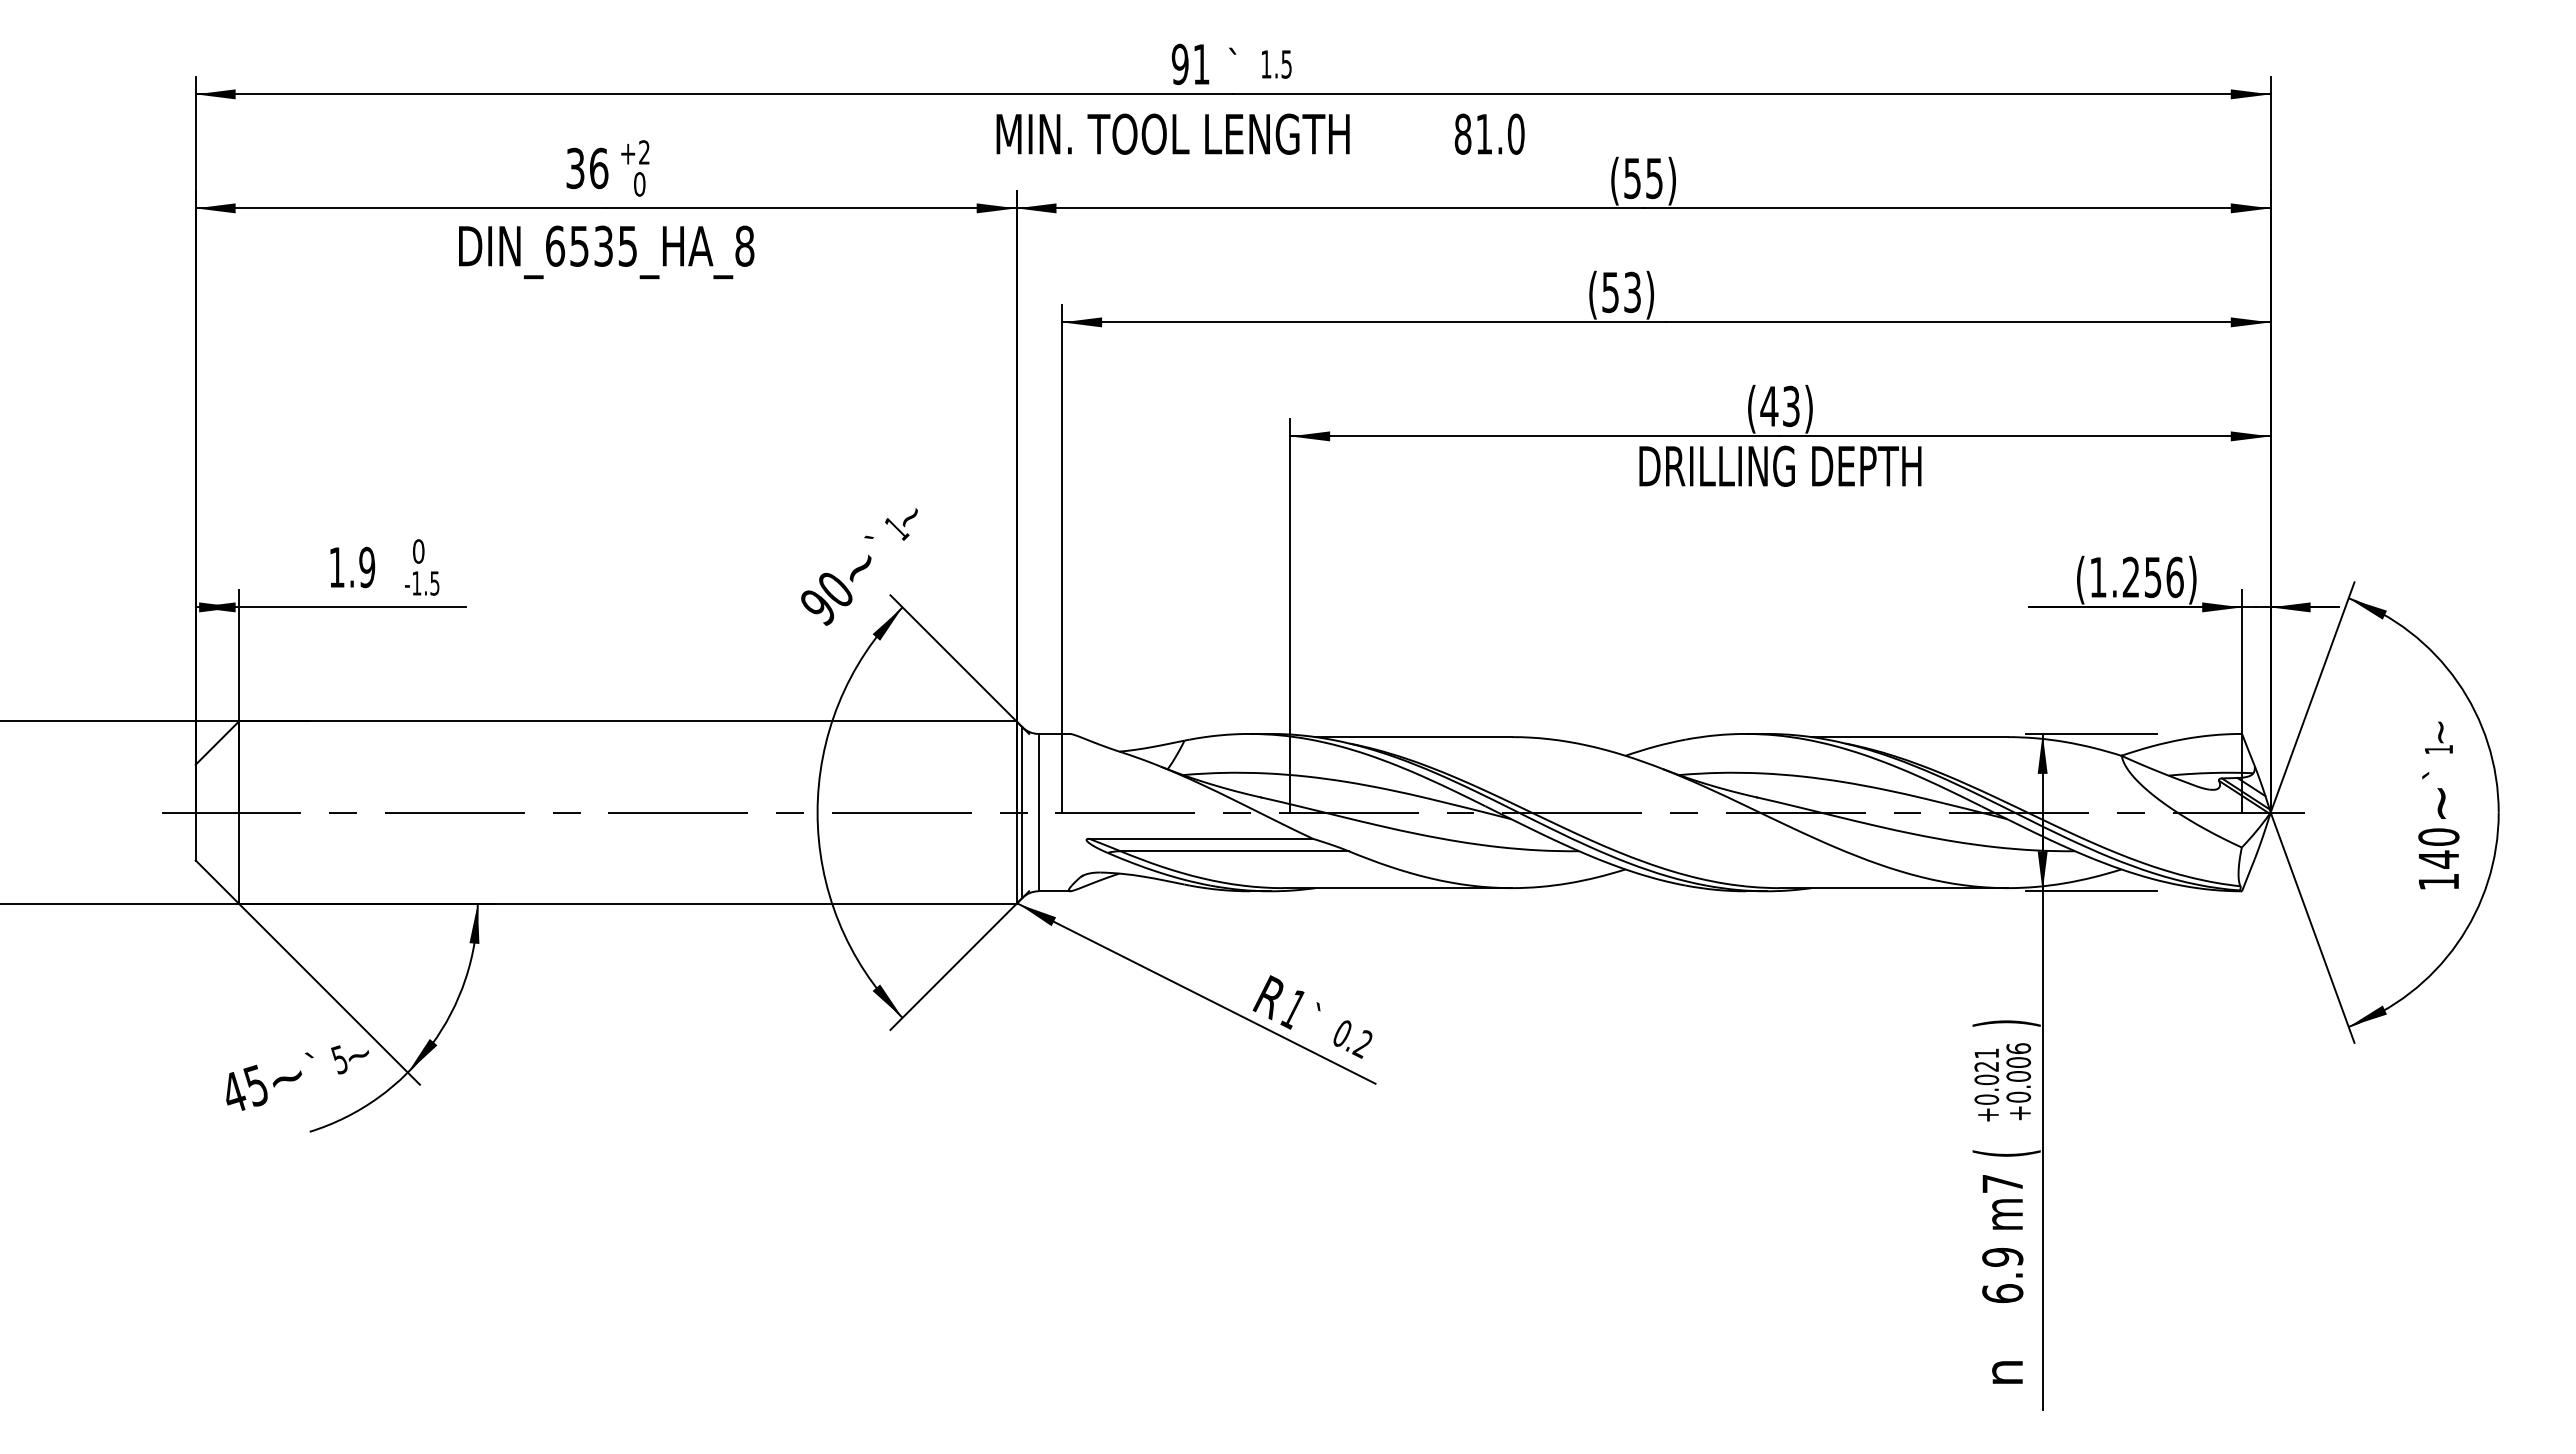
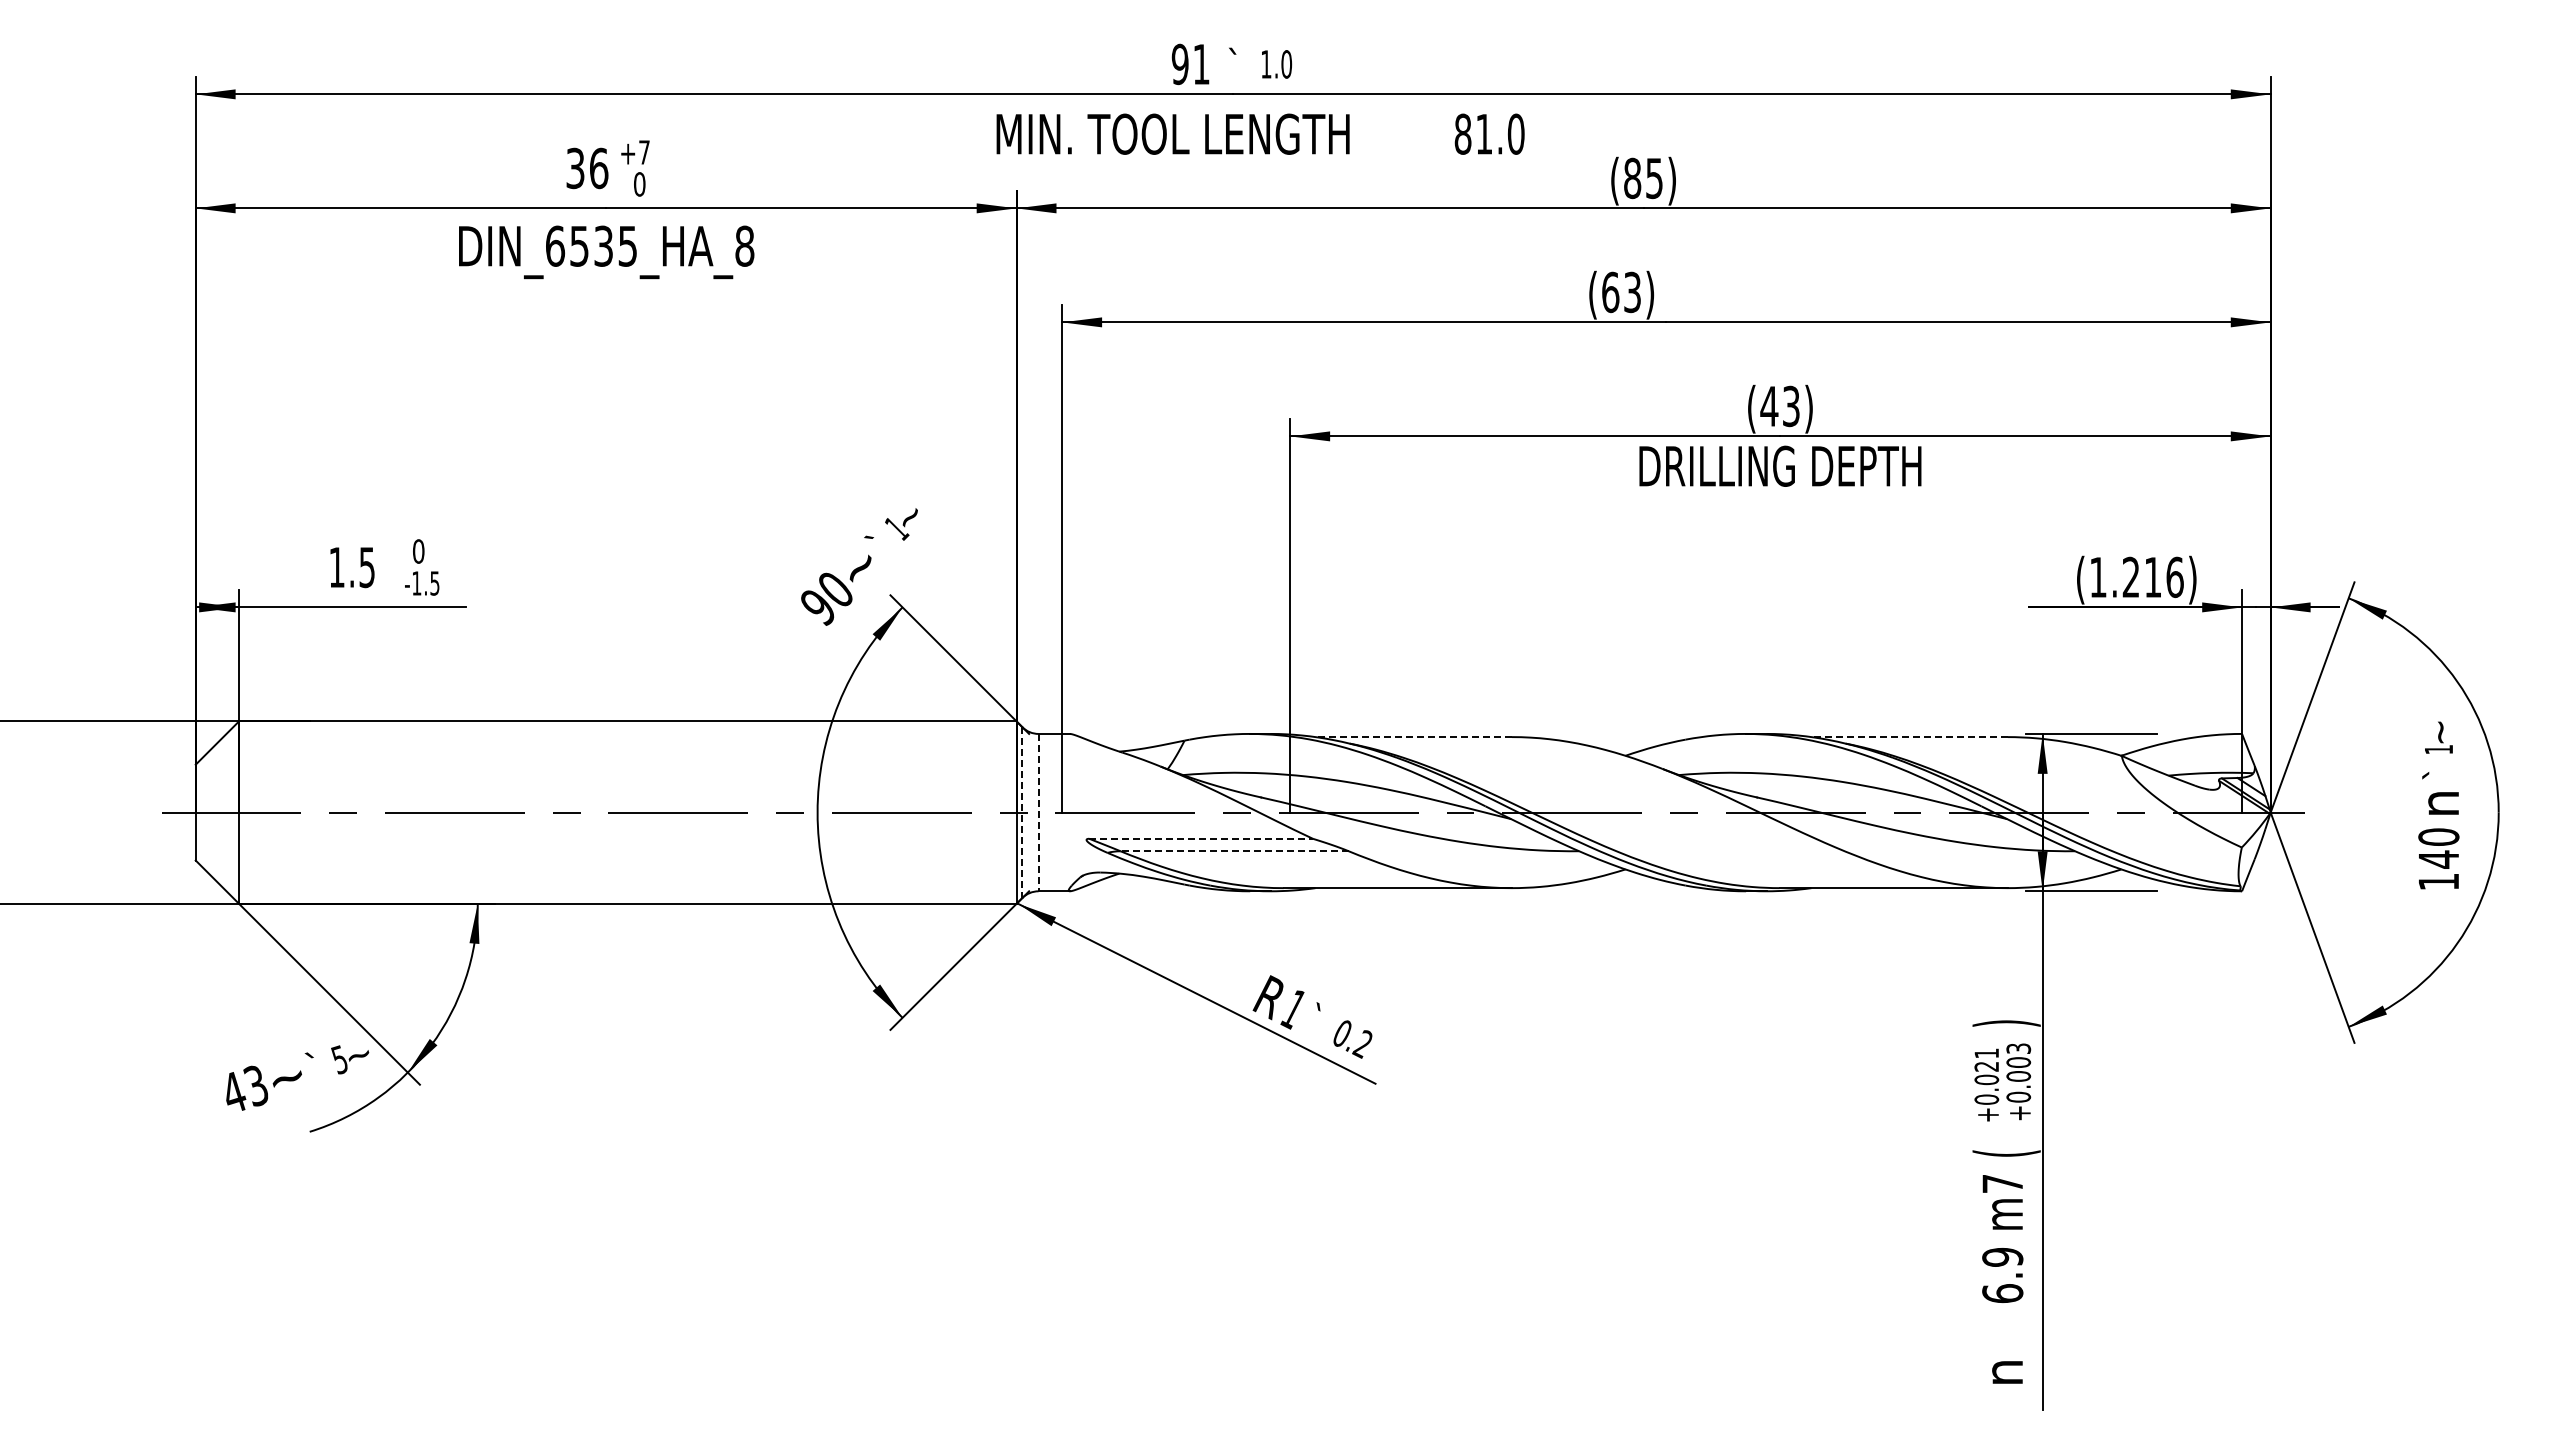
text: 1.5 -> 1.0 (1286, 64)
text: +2 -> +7 (644, 152)
text: (55) -> (85) (1632, 178)
text: (53) -> (63) (1610, 292)
text: 1.9 -> 1.5 (367, 566)
text: (1.256) -> (1.216) (2153, 577)
line: solid -> dashed (1413, 737)
line: solid -> dashed (1909, 737)
text: ~ -> n (2443, 803)
line: solid -> dashed (1038, 812)
line: solid -> dashed (1022, 813)
line: solid -> dashed (1201, 838)
line: solid -> dashed (1234, 851)
text: +0.006 -> +0.003 (2018, 1048)
text: 45 -> 43 (255, 1085)
